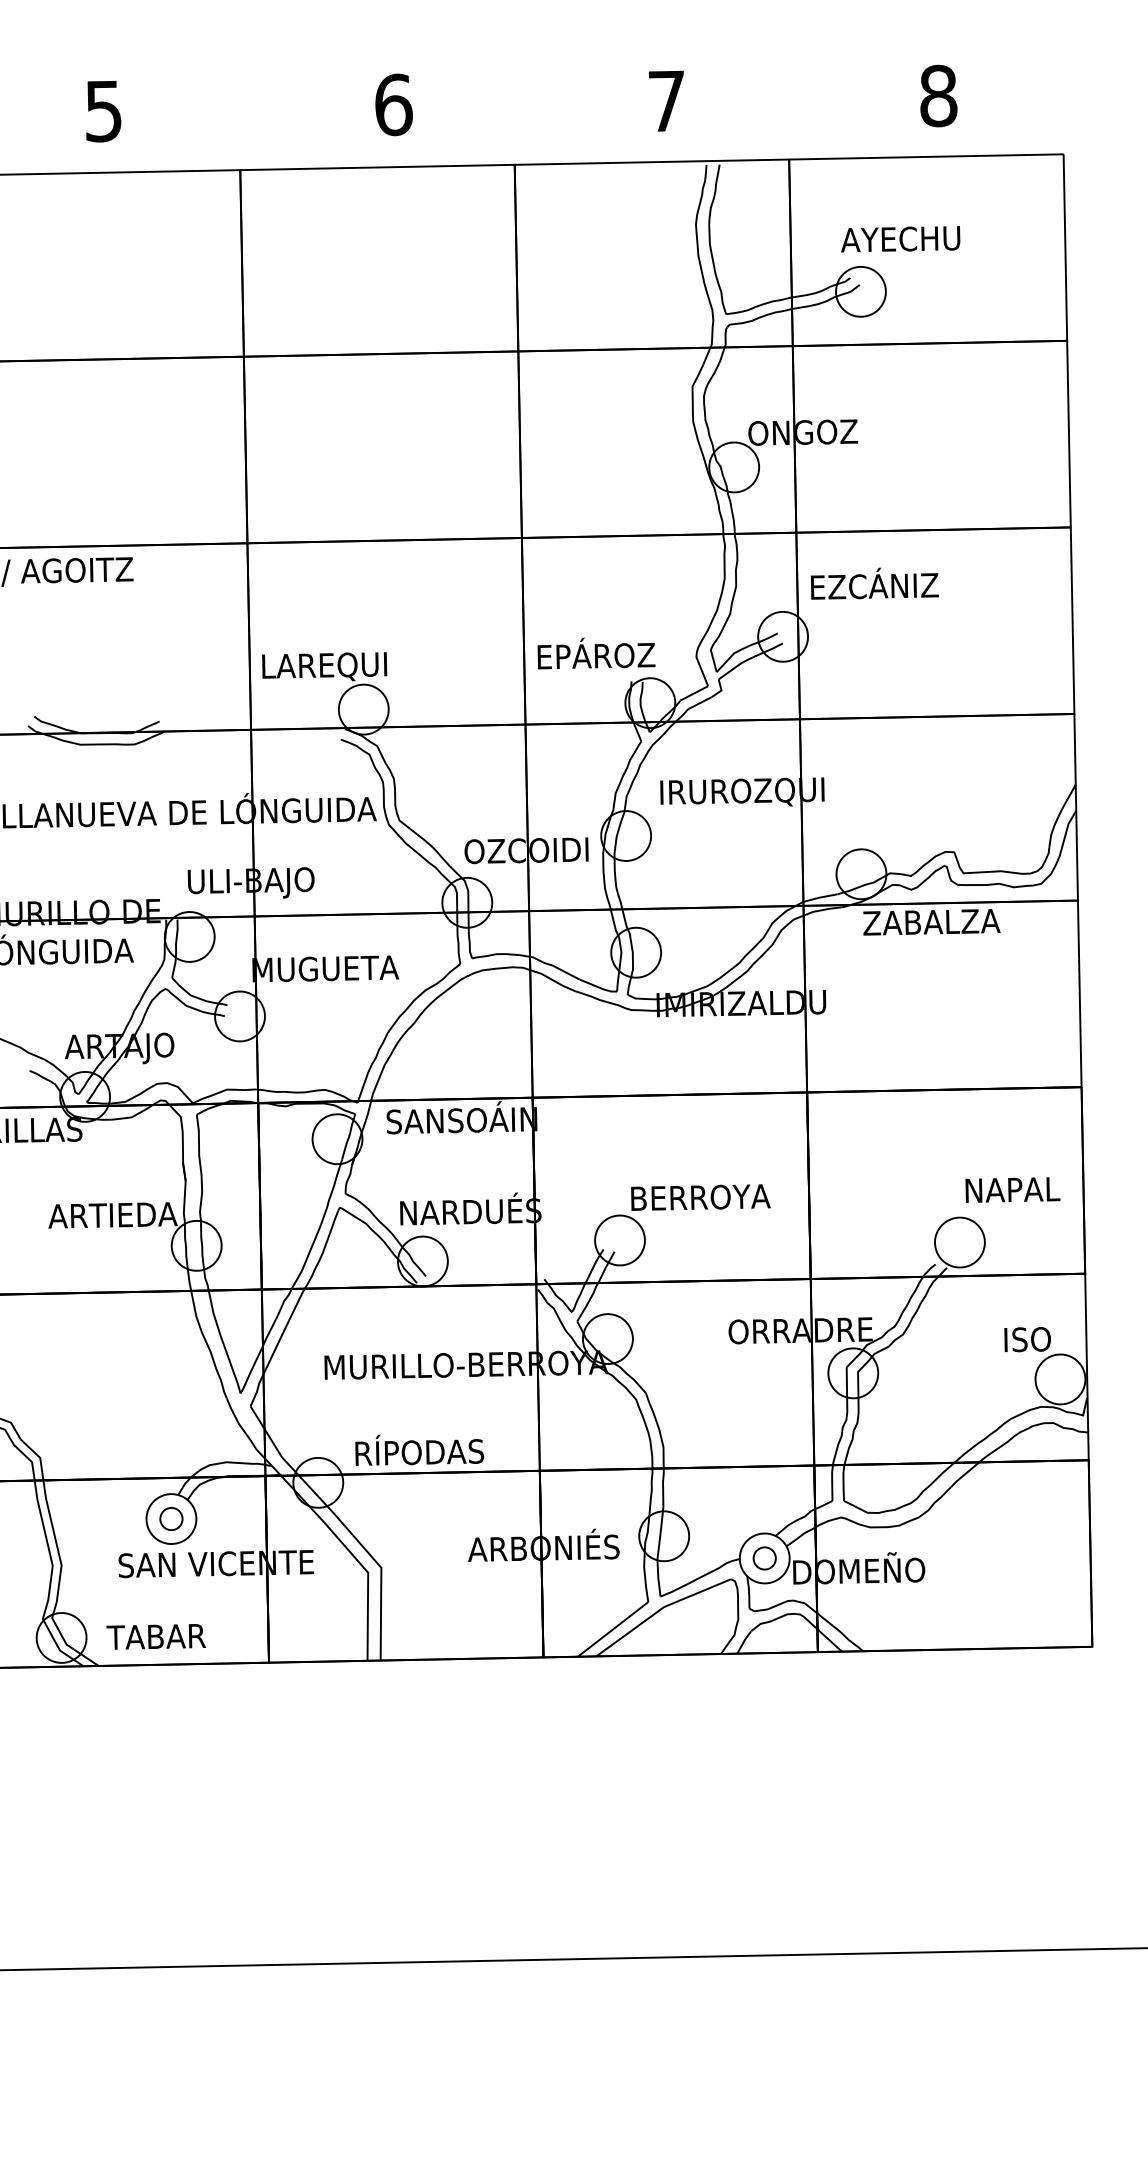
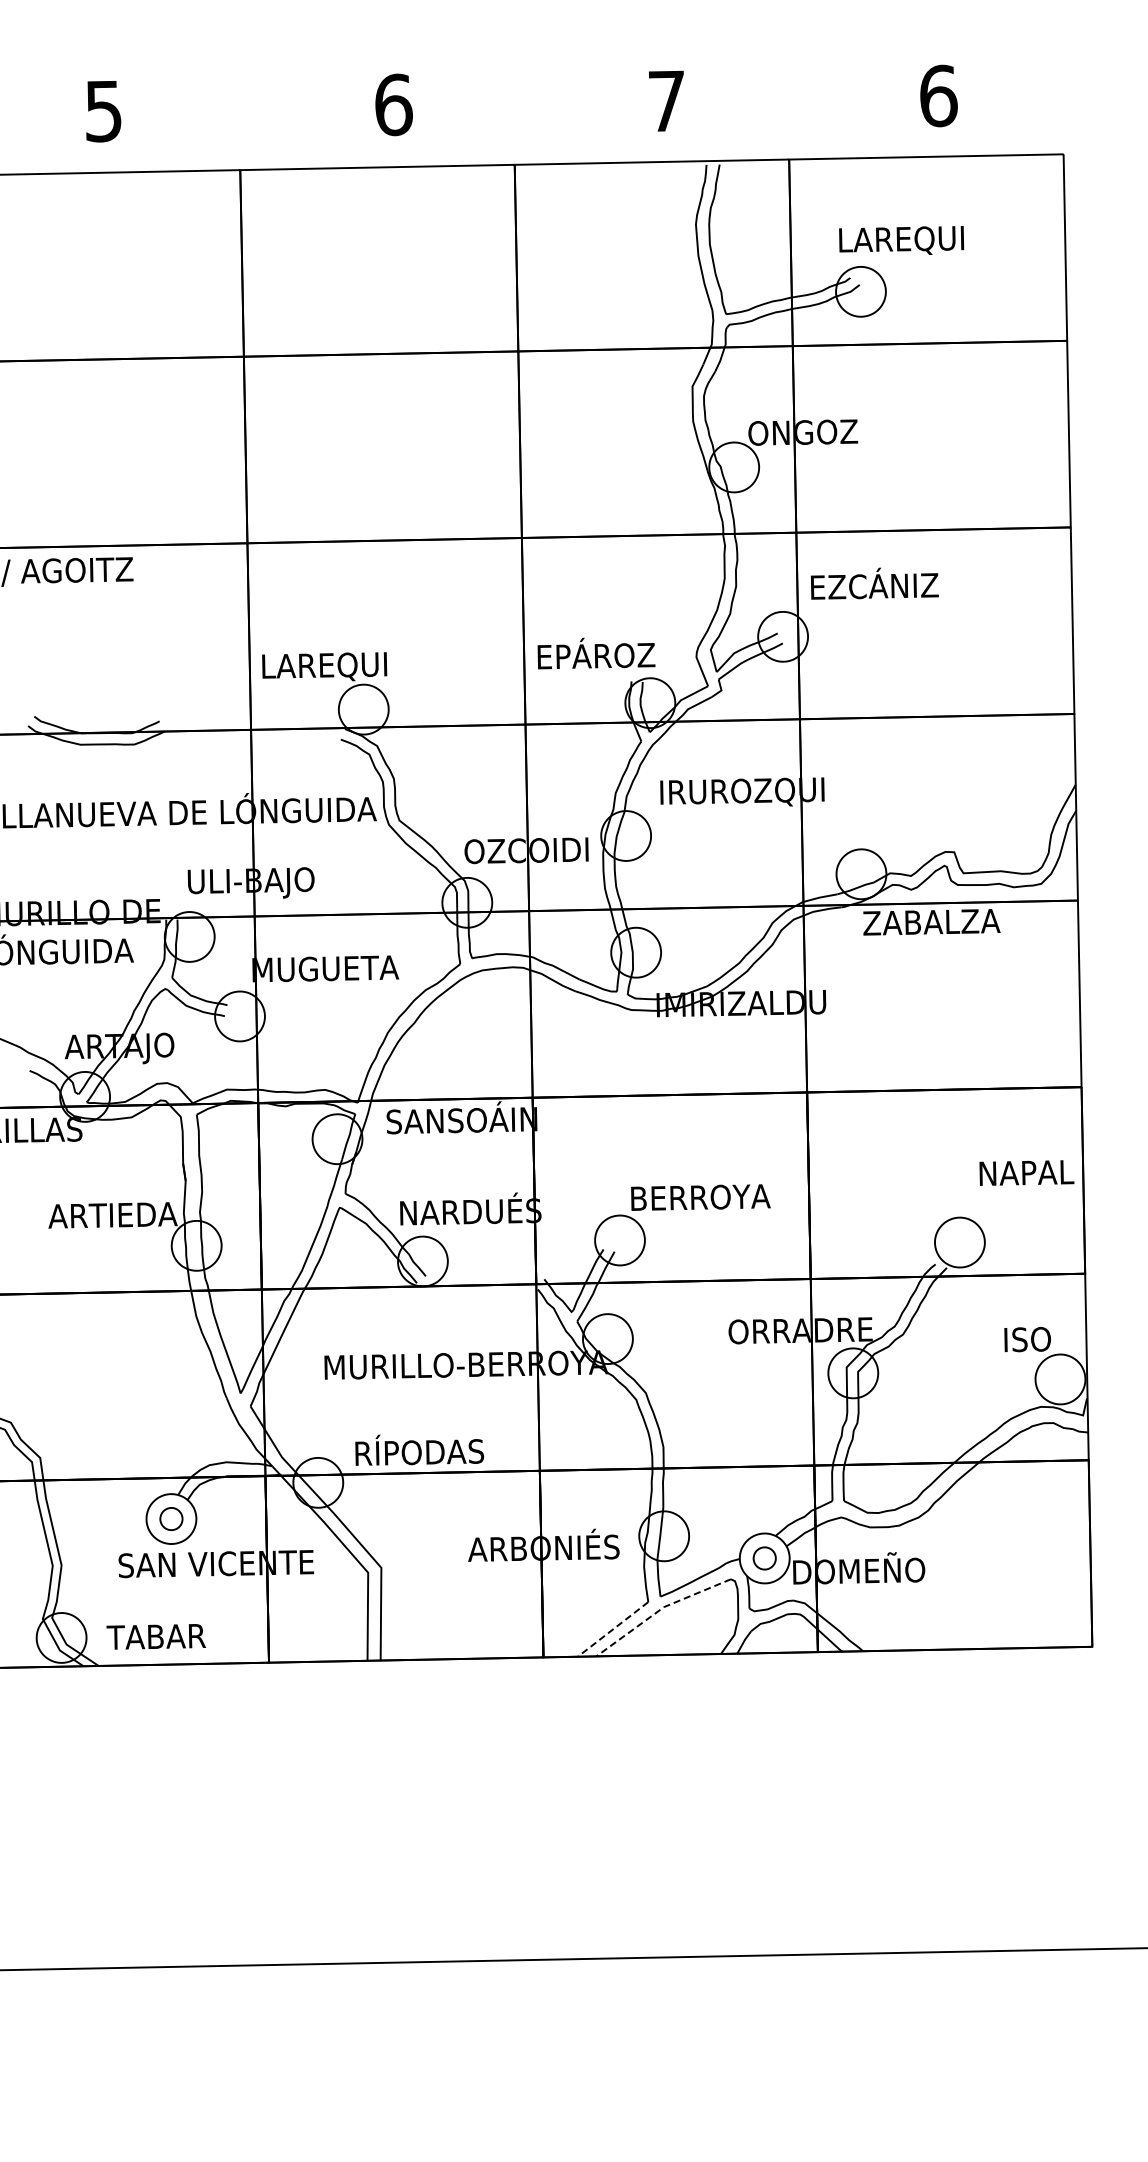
text: 8 -> 6 (938, 95)
text: AYECHU -> LAREQUI (901, 240)
text position: (1012, 1189) -> (1026, 1172) (1026, 1172)
line: solid -> dashed (660, 1610)
line: solid -> dashed (613, 1629)
